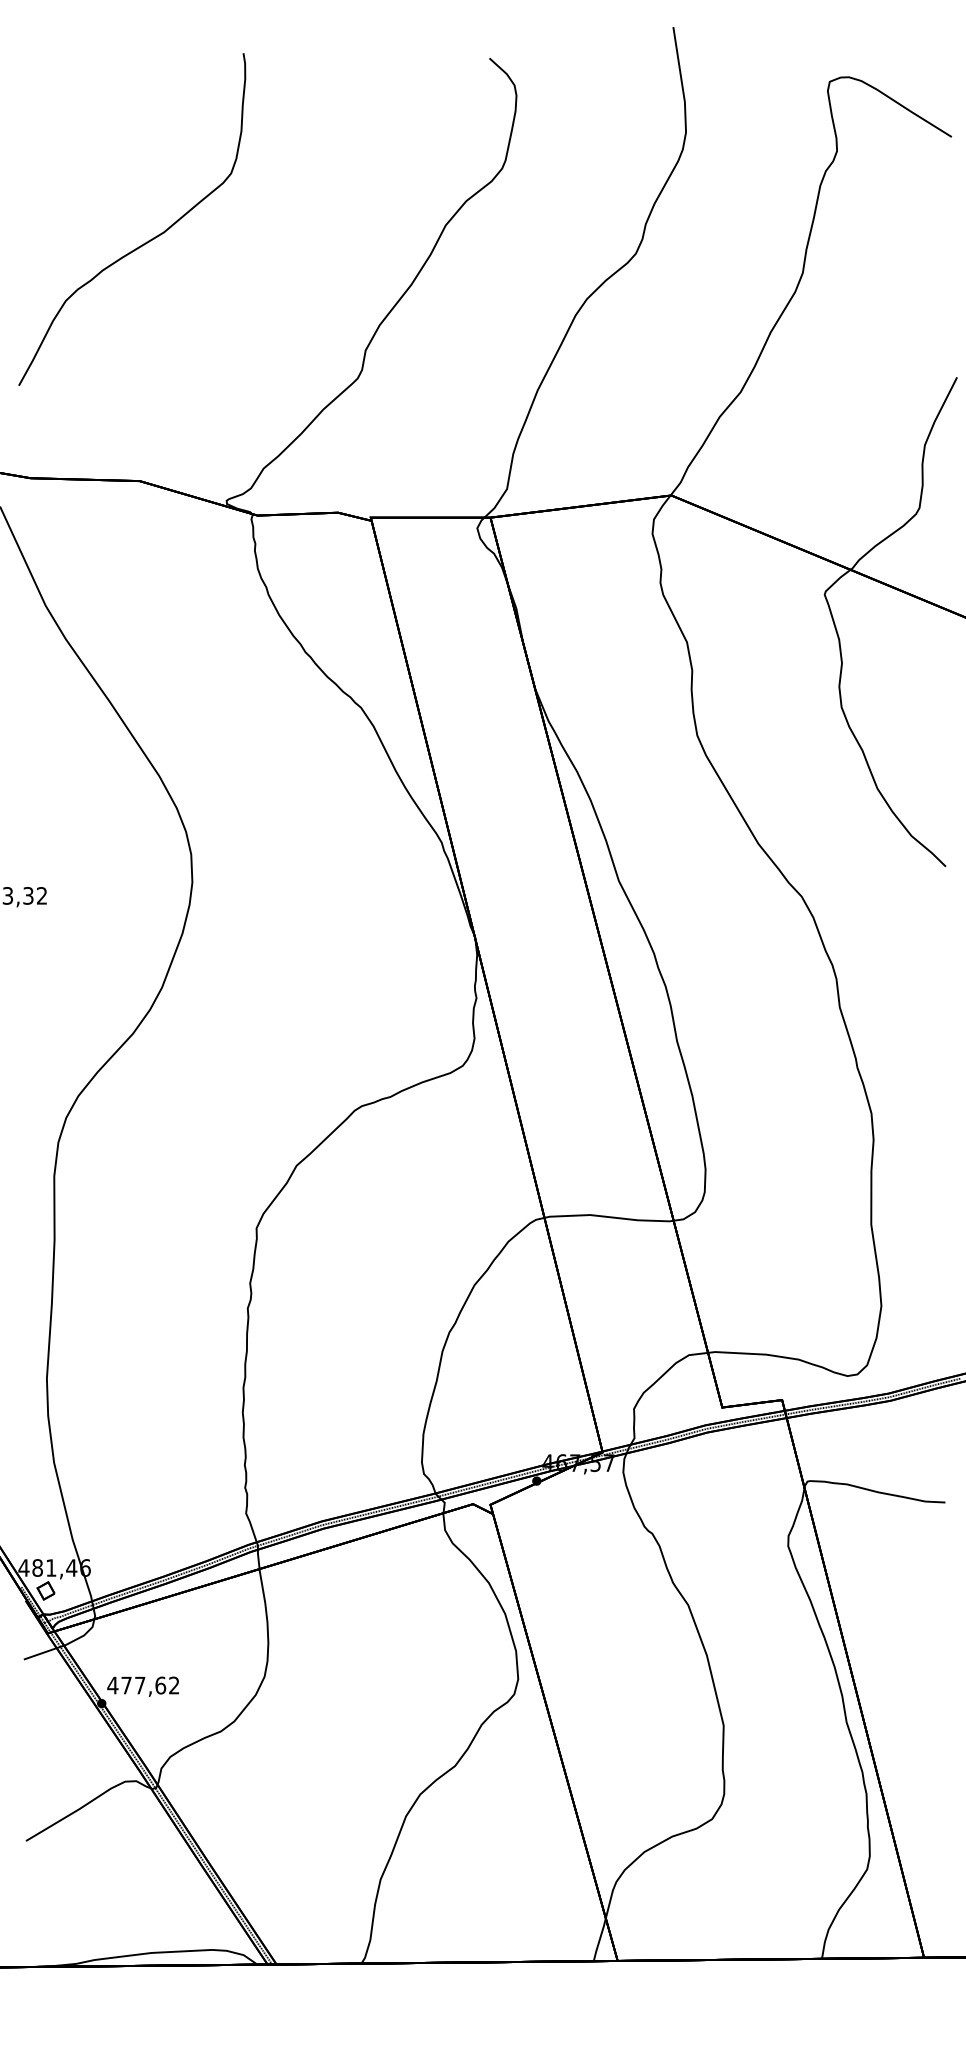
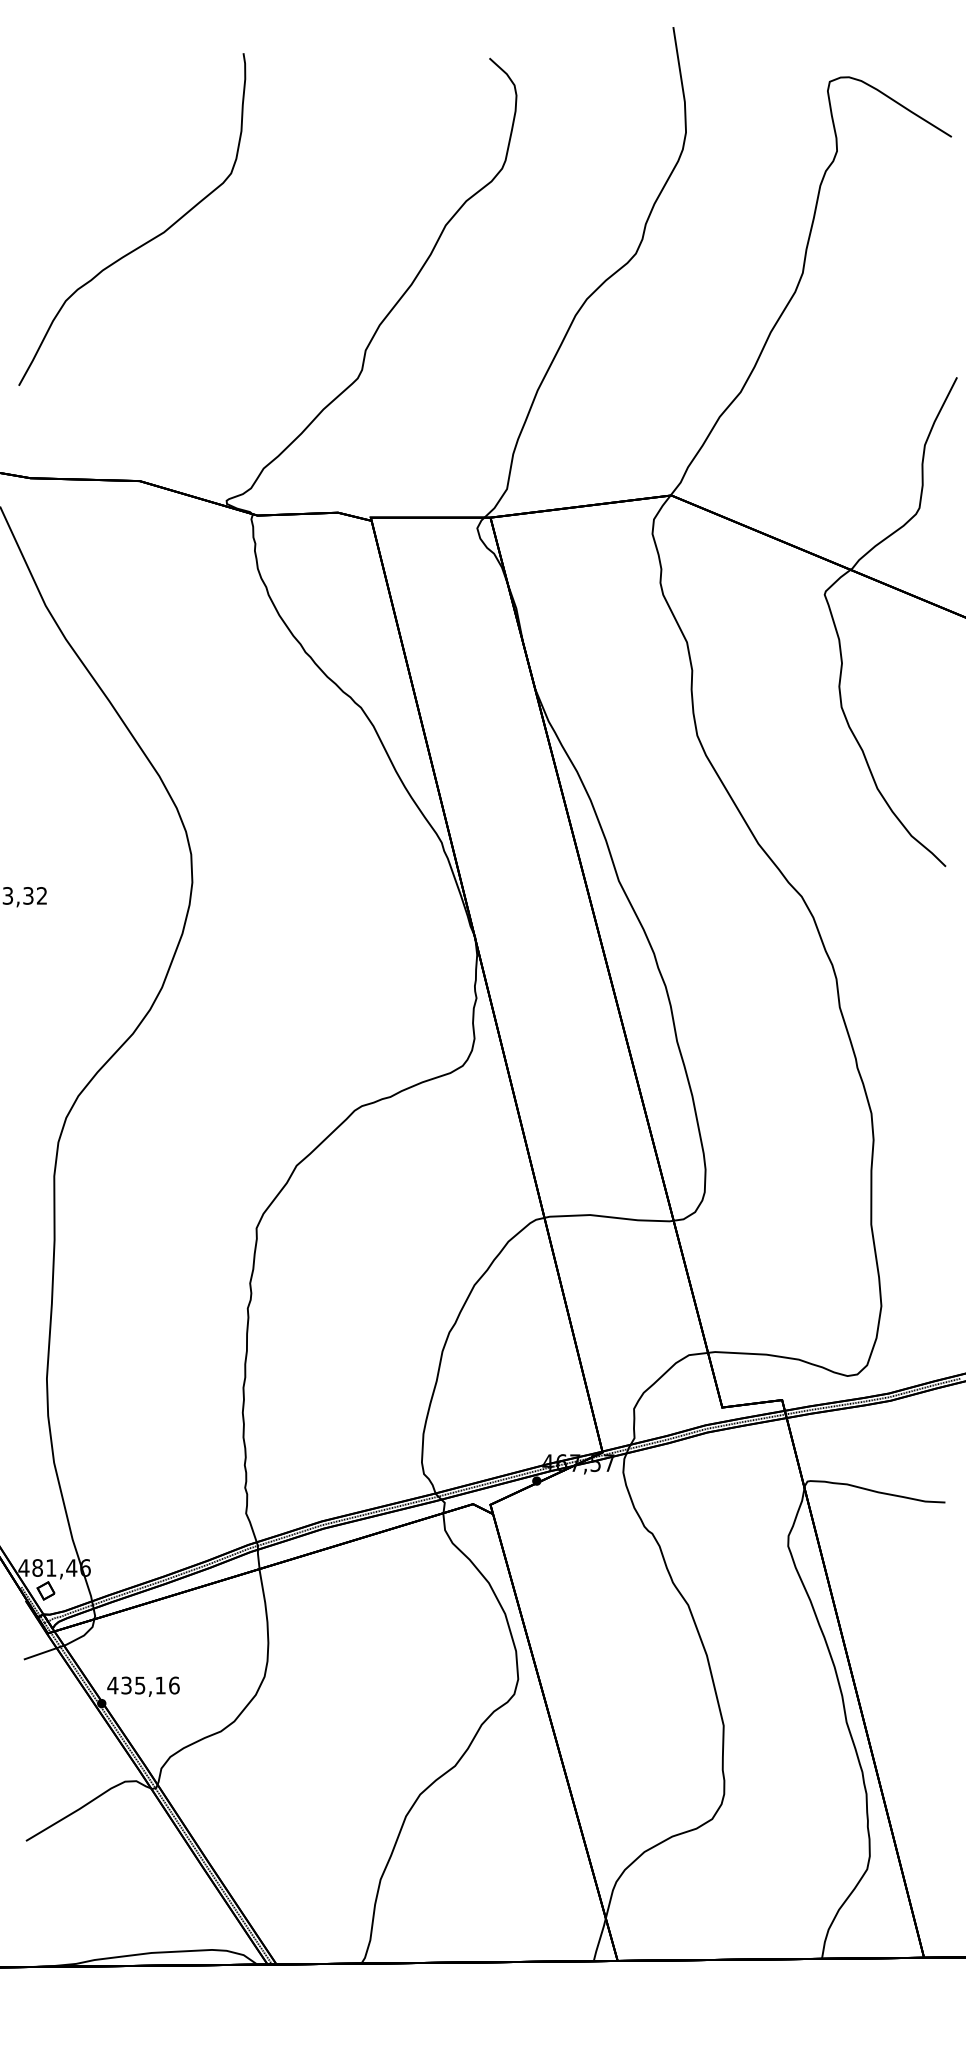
text: 477,62 -> 435,16 (150, 1685)
